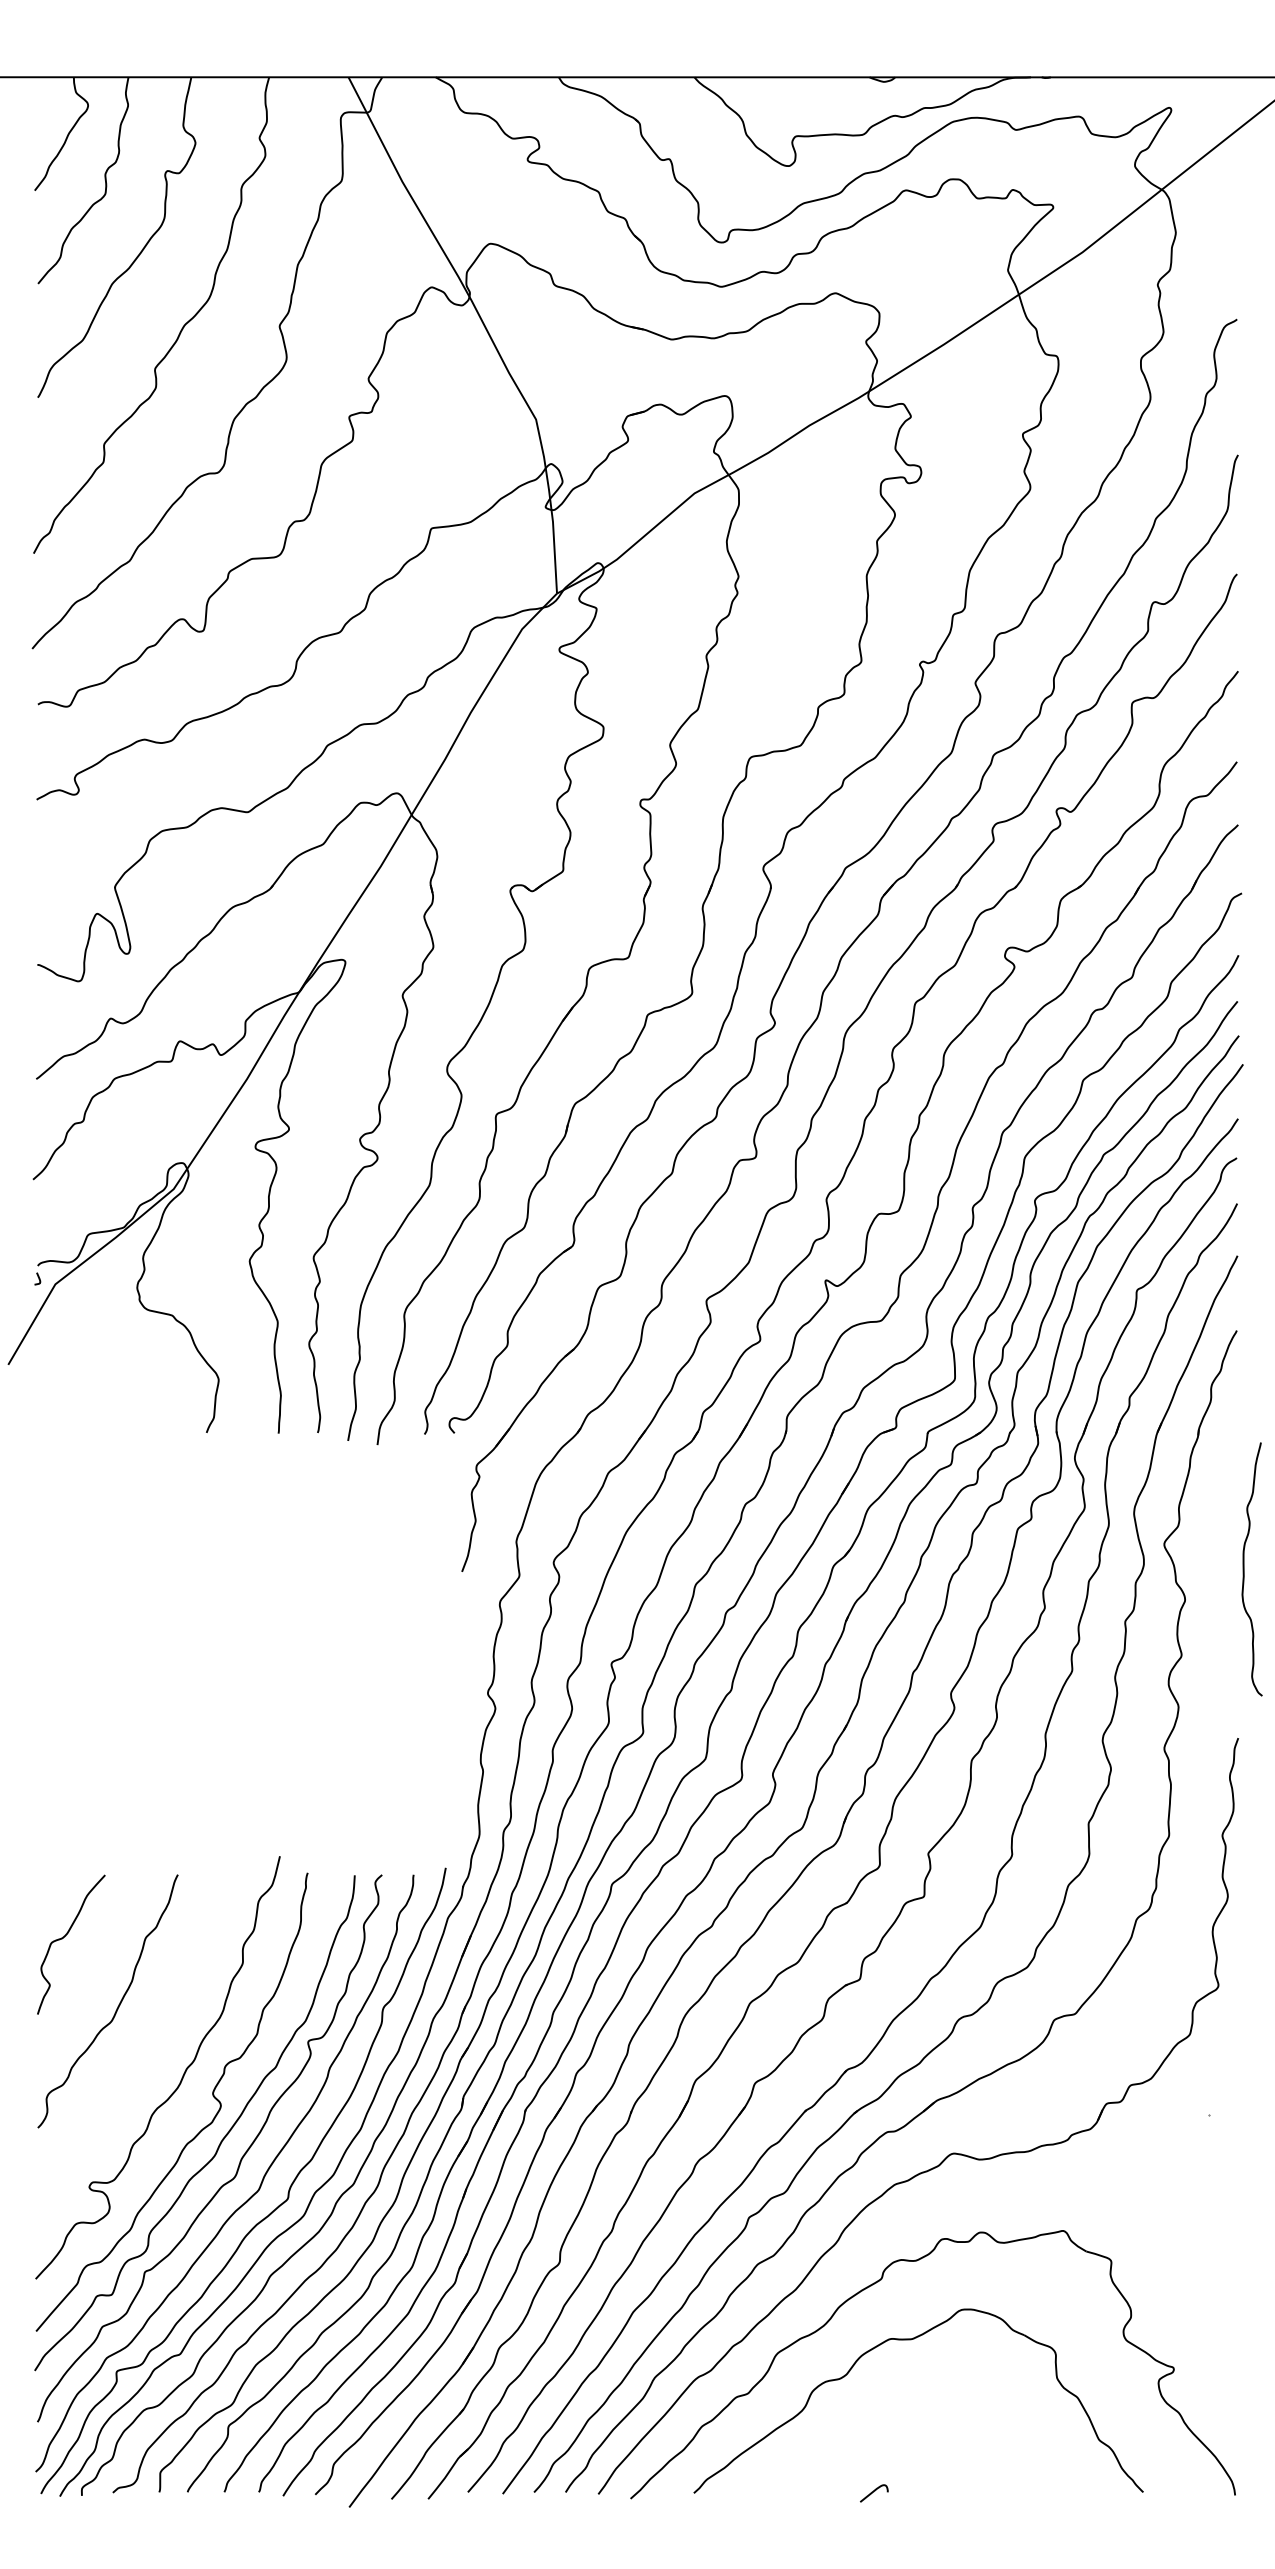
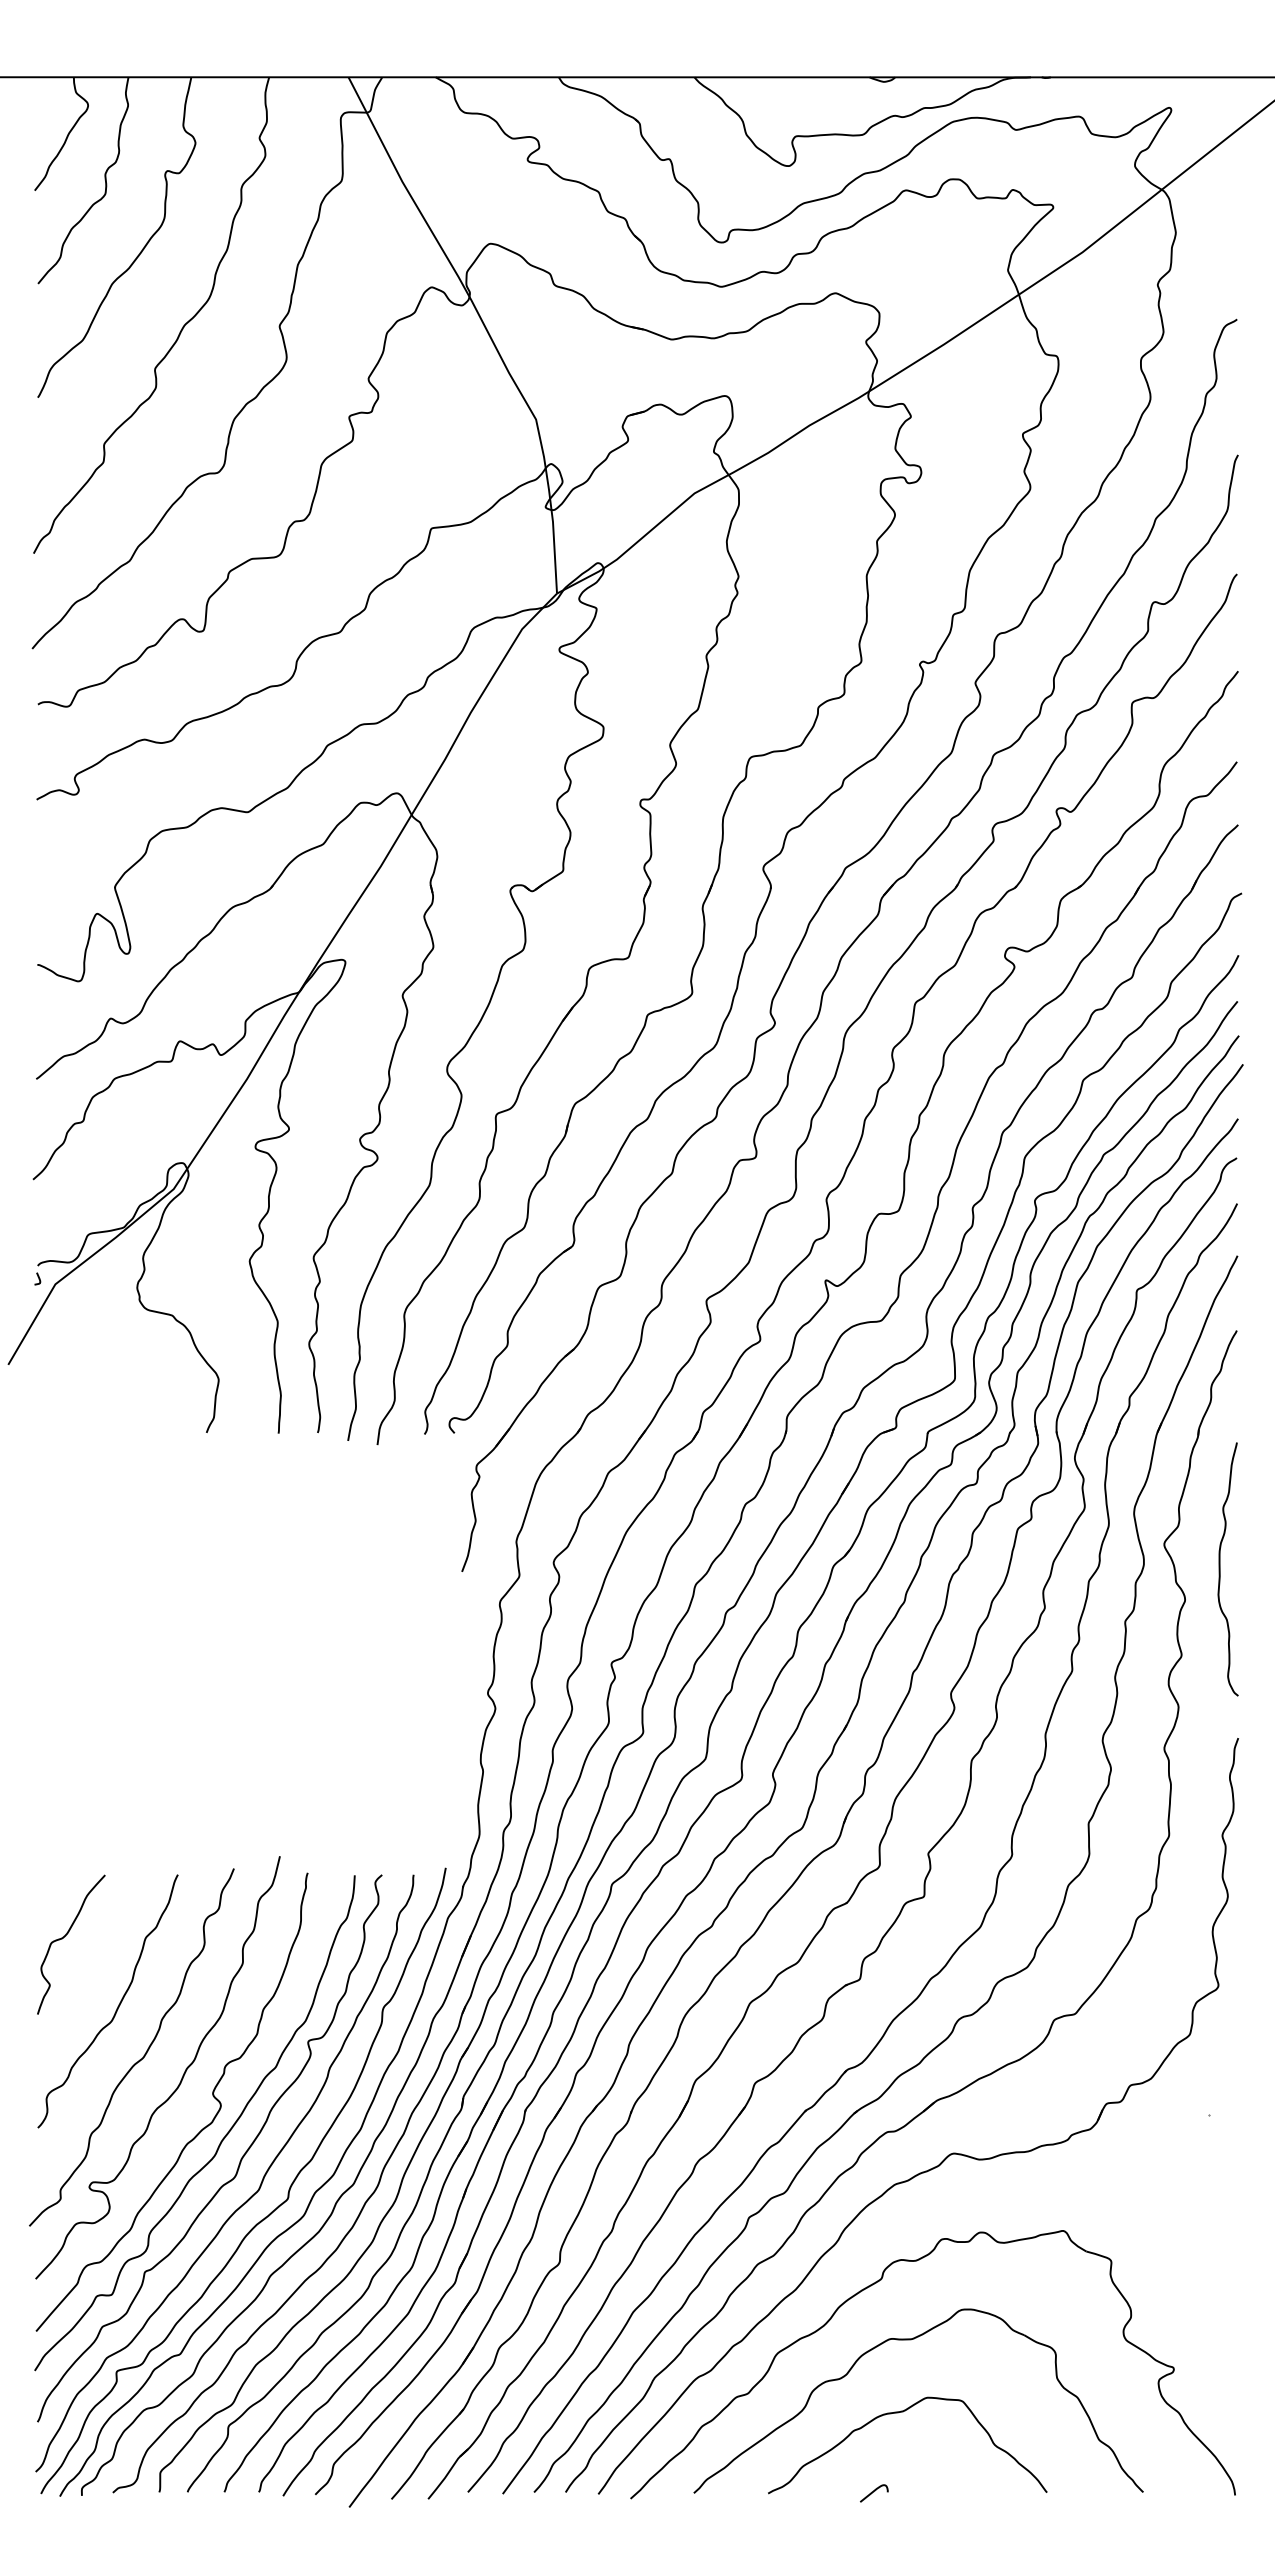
curve position: (1244, 1569) -> (1220, 1569) (1220, 1569)
curve: none -> present (144, 2053)
curve: none -> present (903, 2412)
